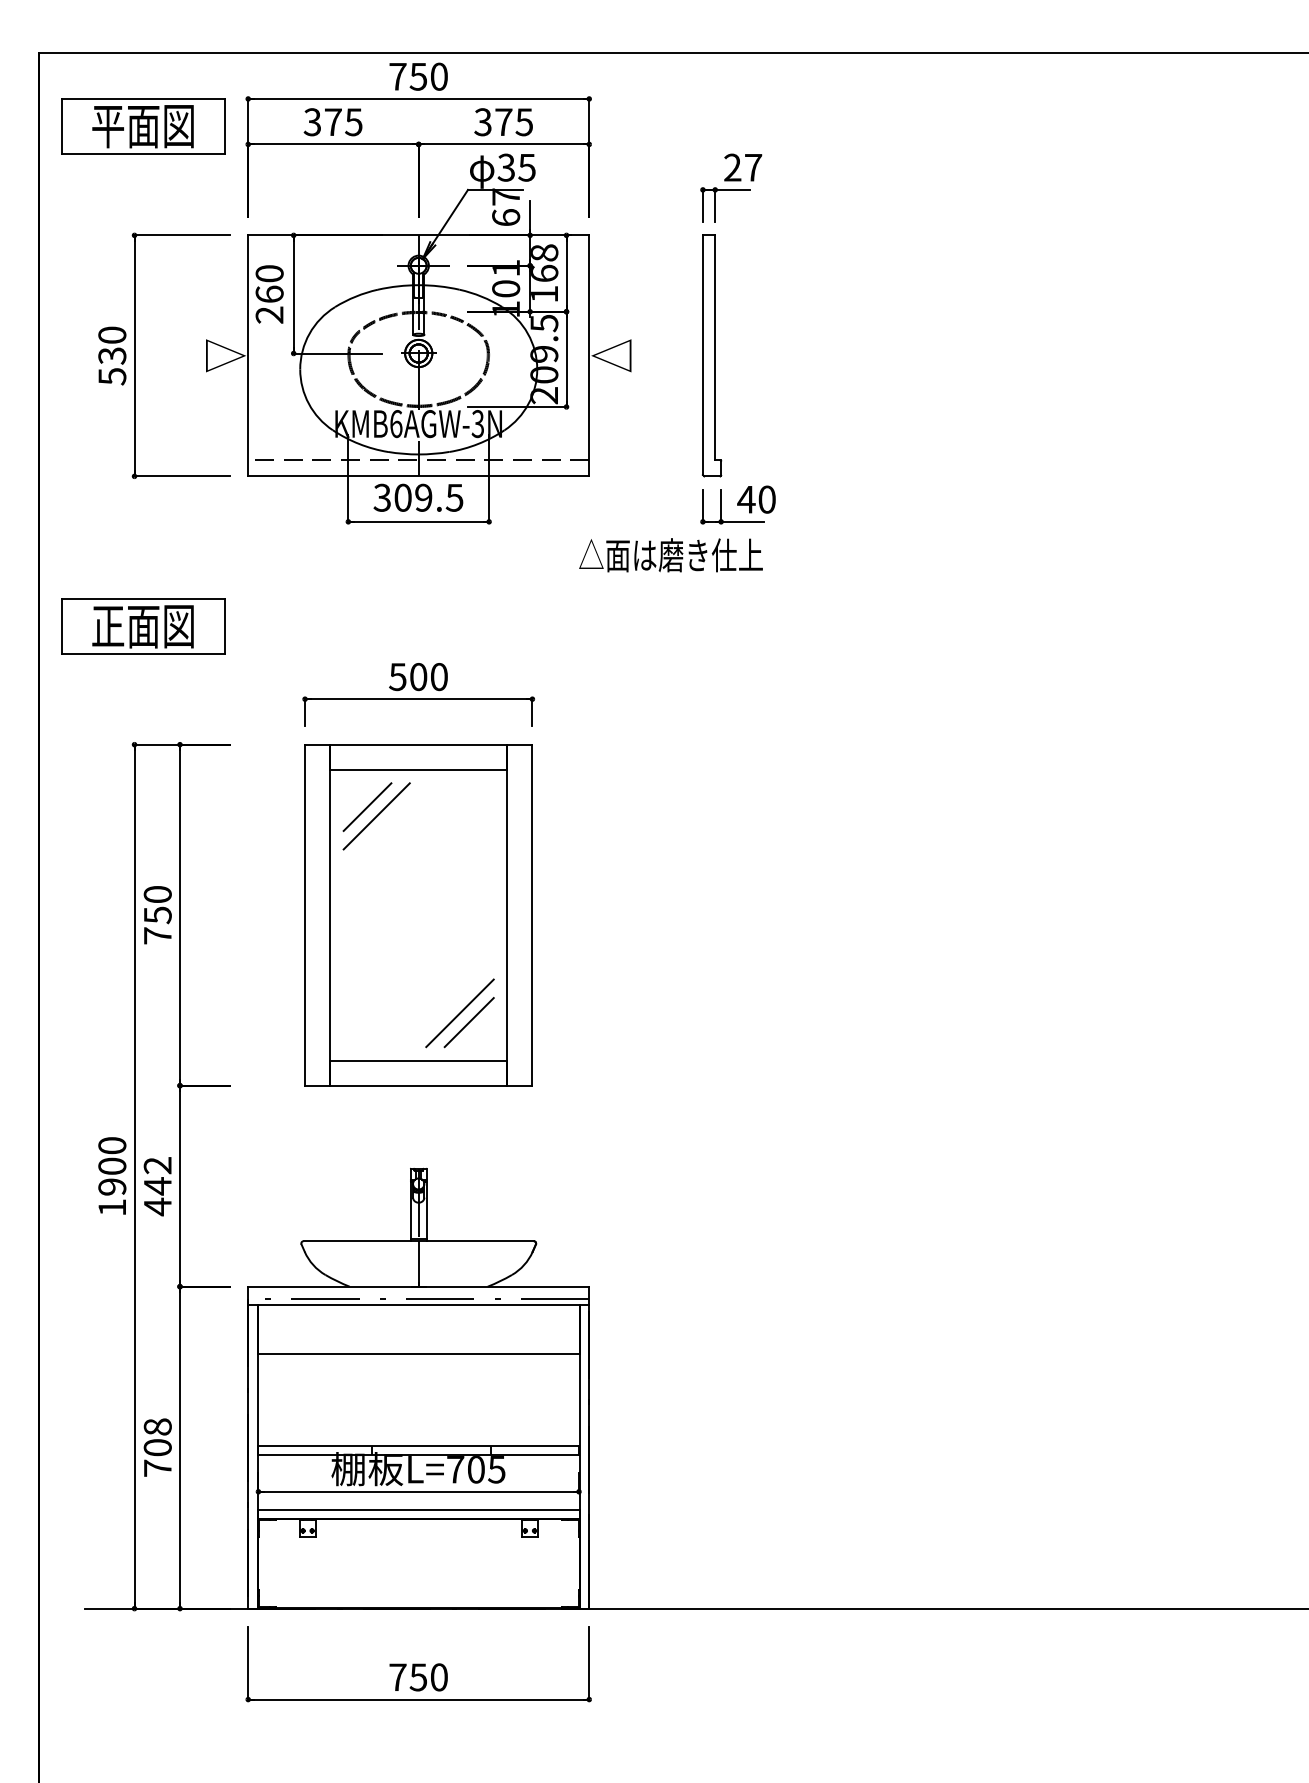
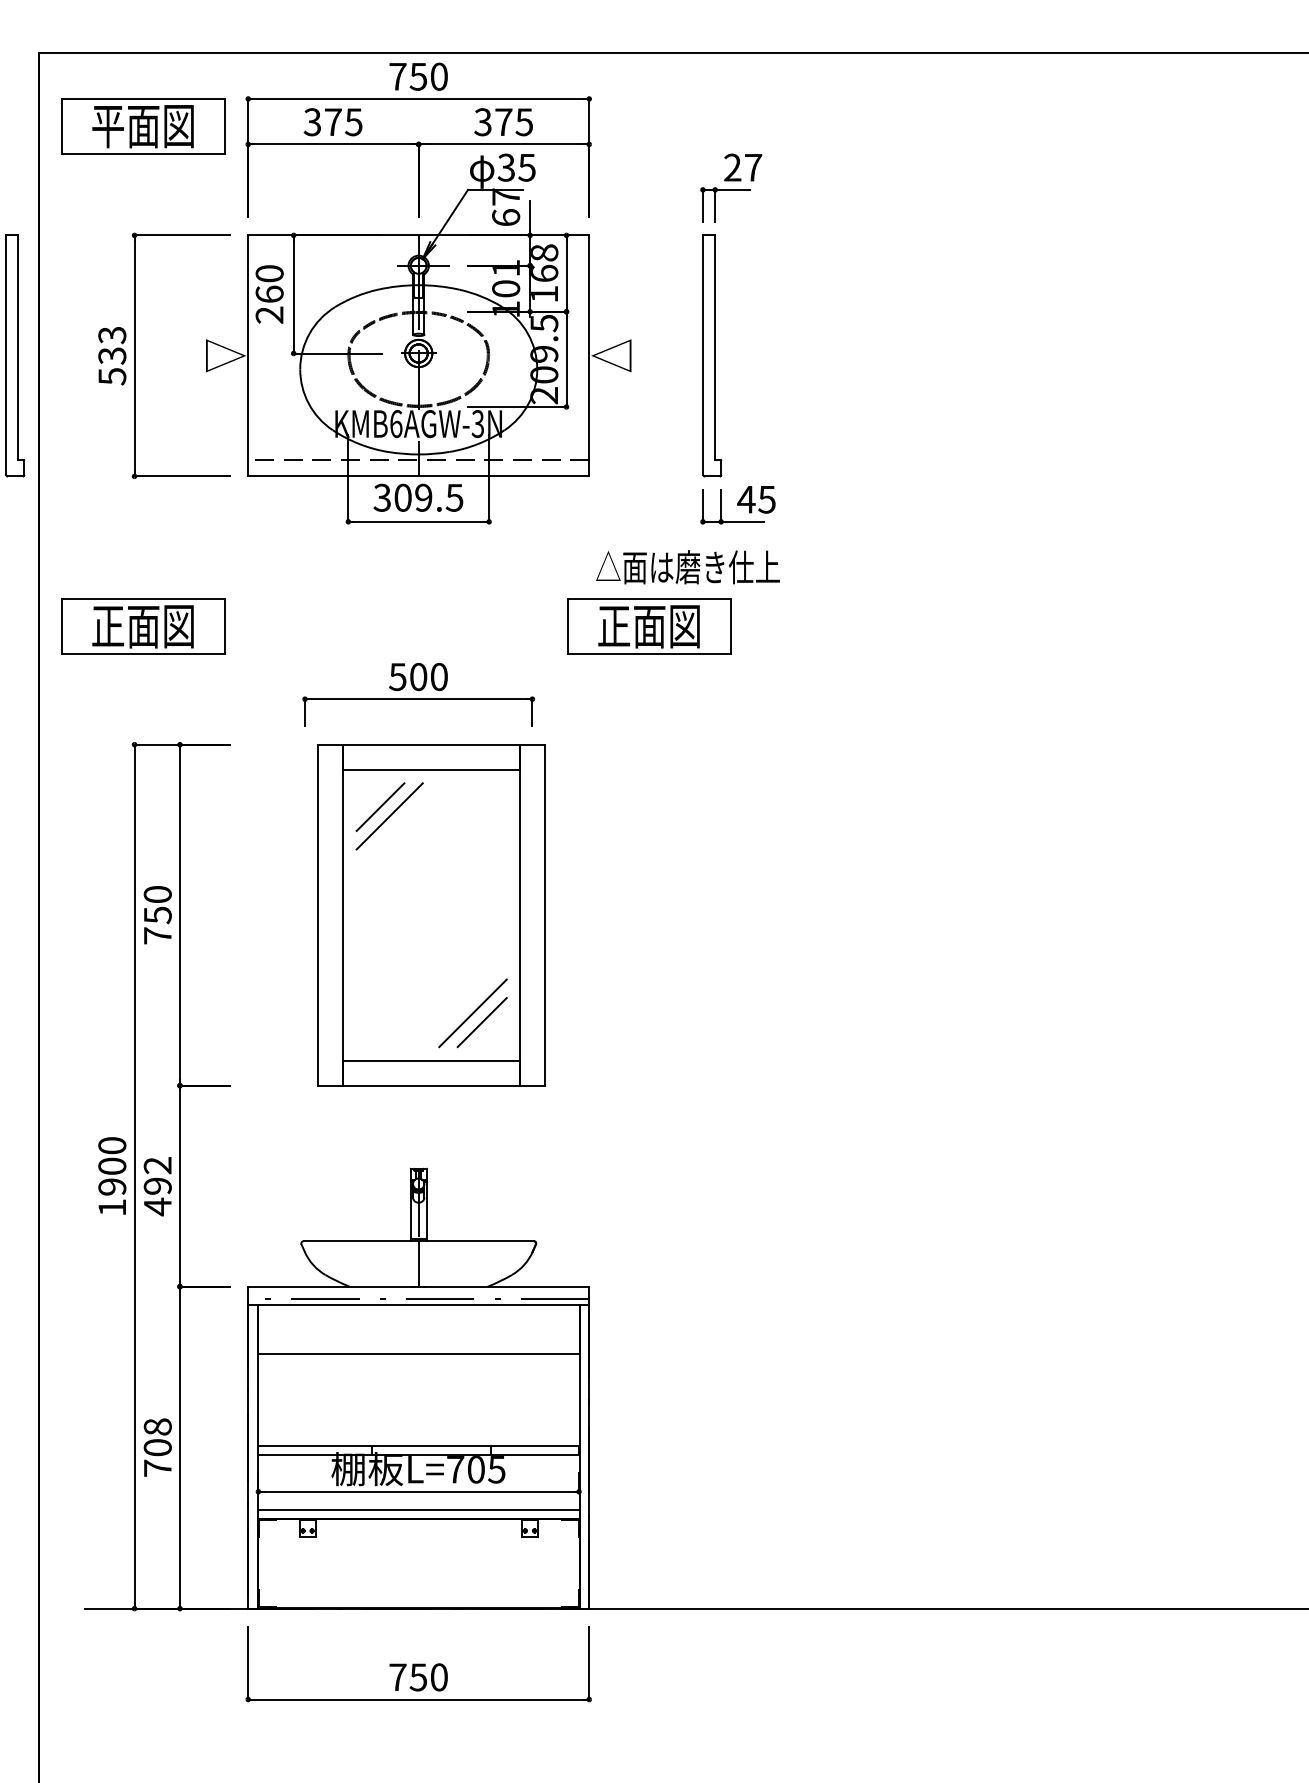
text: 530 -> 533 (112, 335)
part: none -> present (15, 355)
text: 40 -> 45 (766, 499)
part position: (670, 555) -> (687, 567) (687, 567)
part: none -> present (649, 626)
part position: (418, 915) -> (431, 915) (431, 915)
text: 442 -> 492 (157, 1186)
